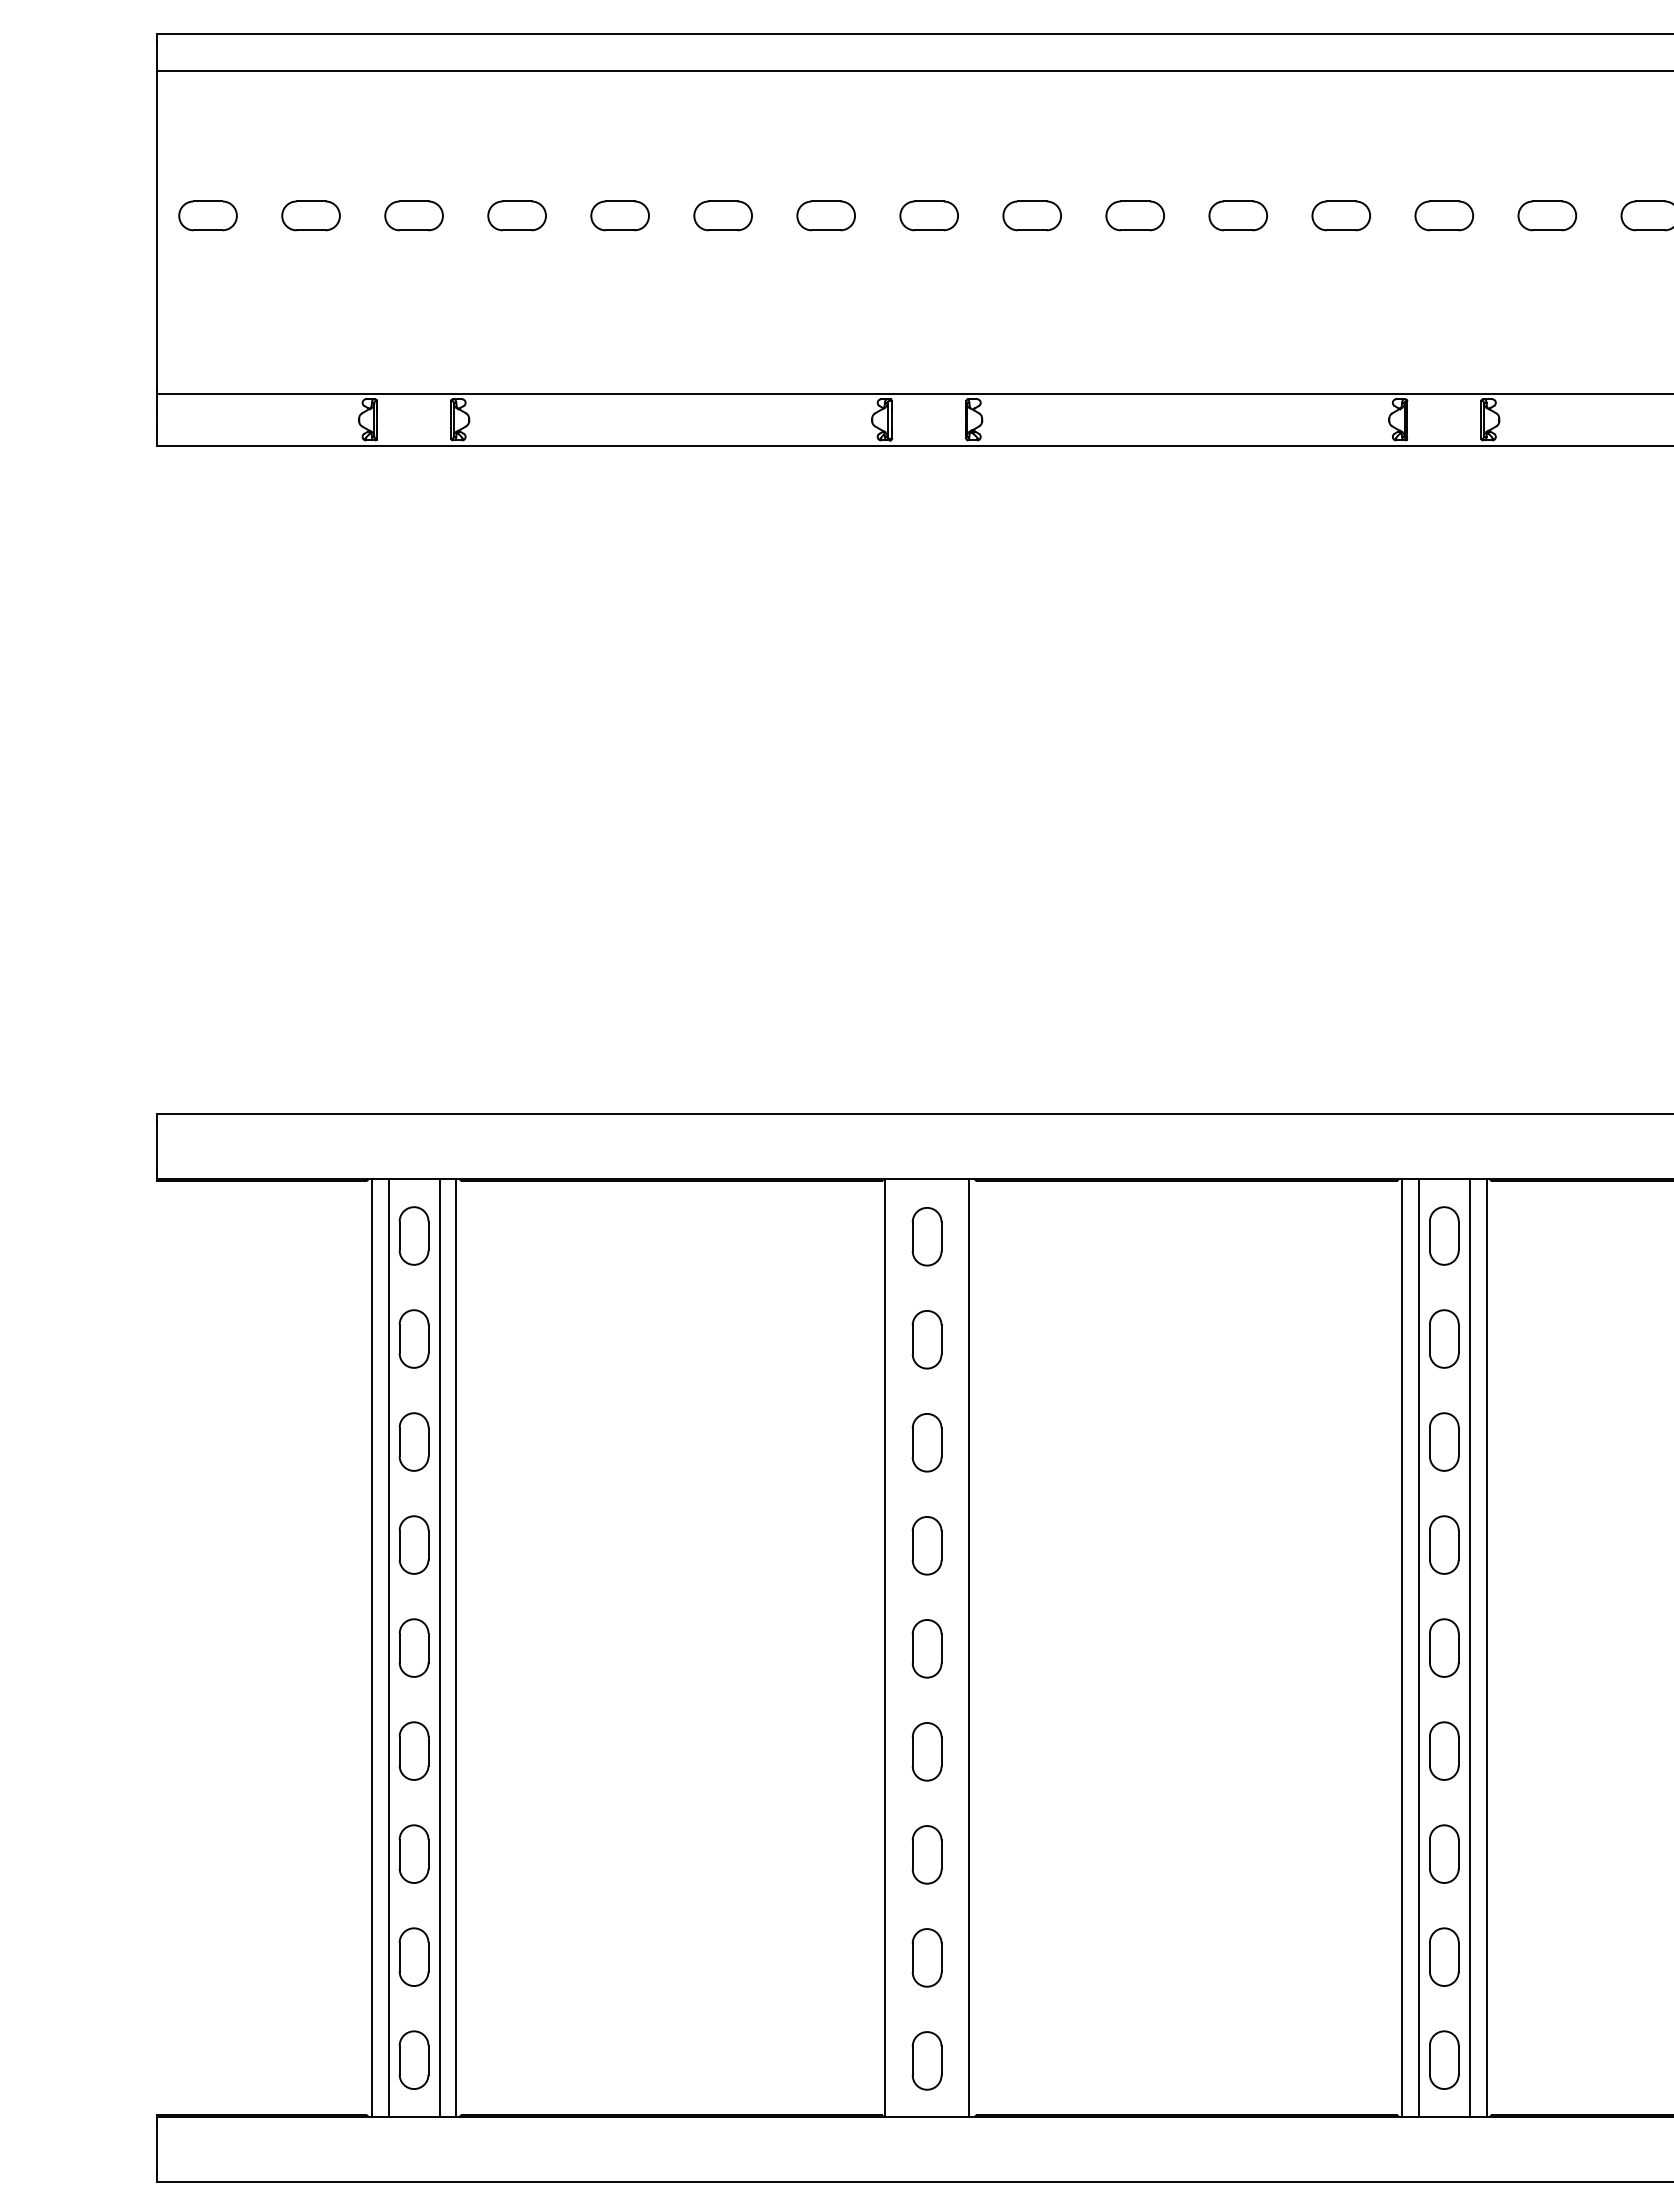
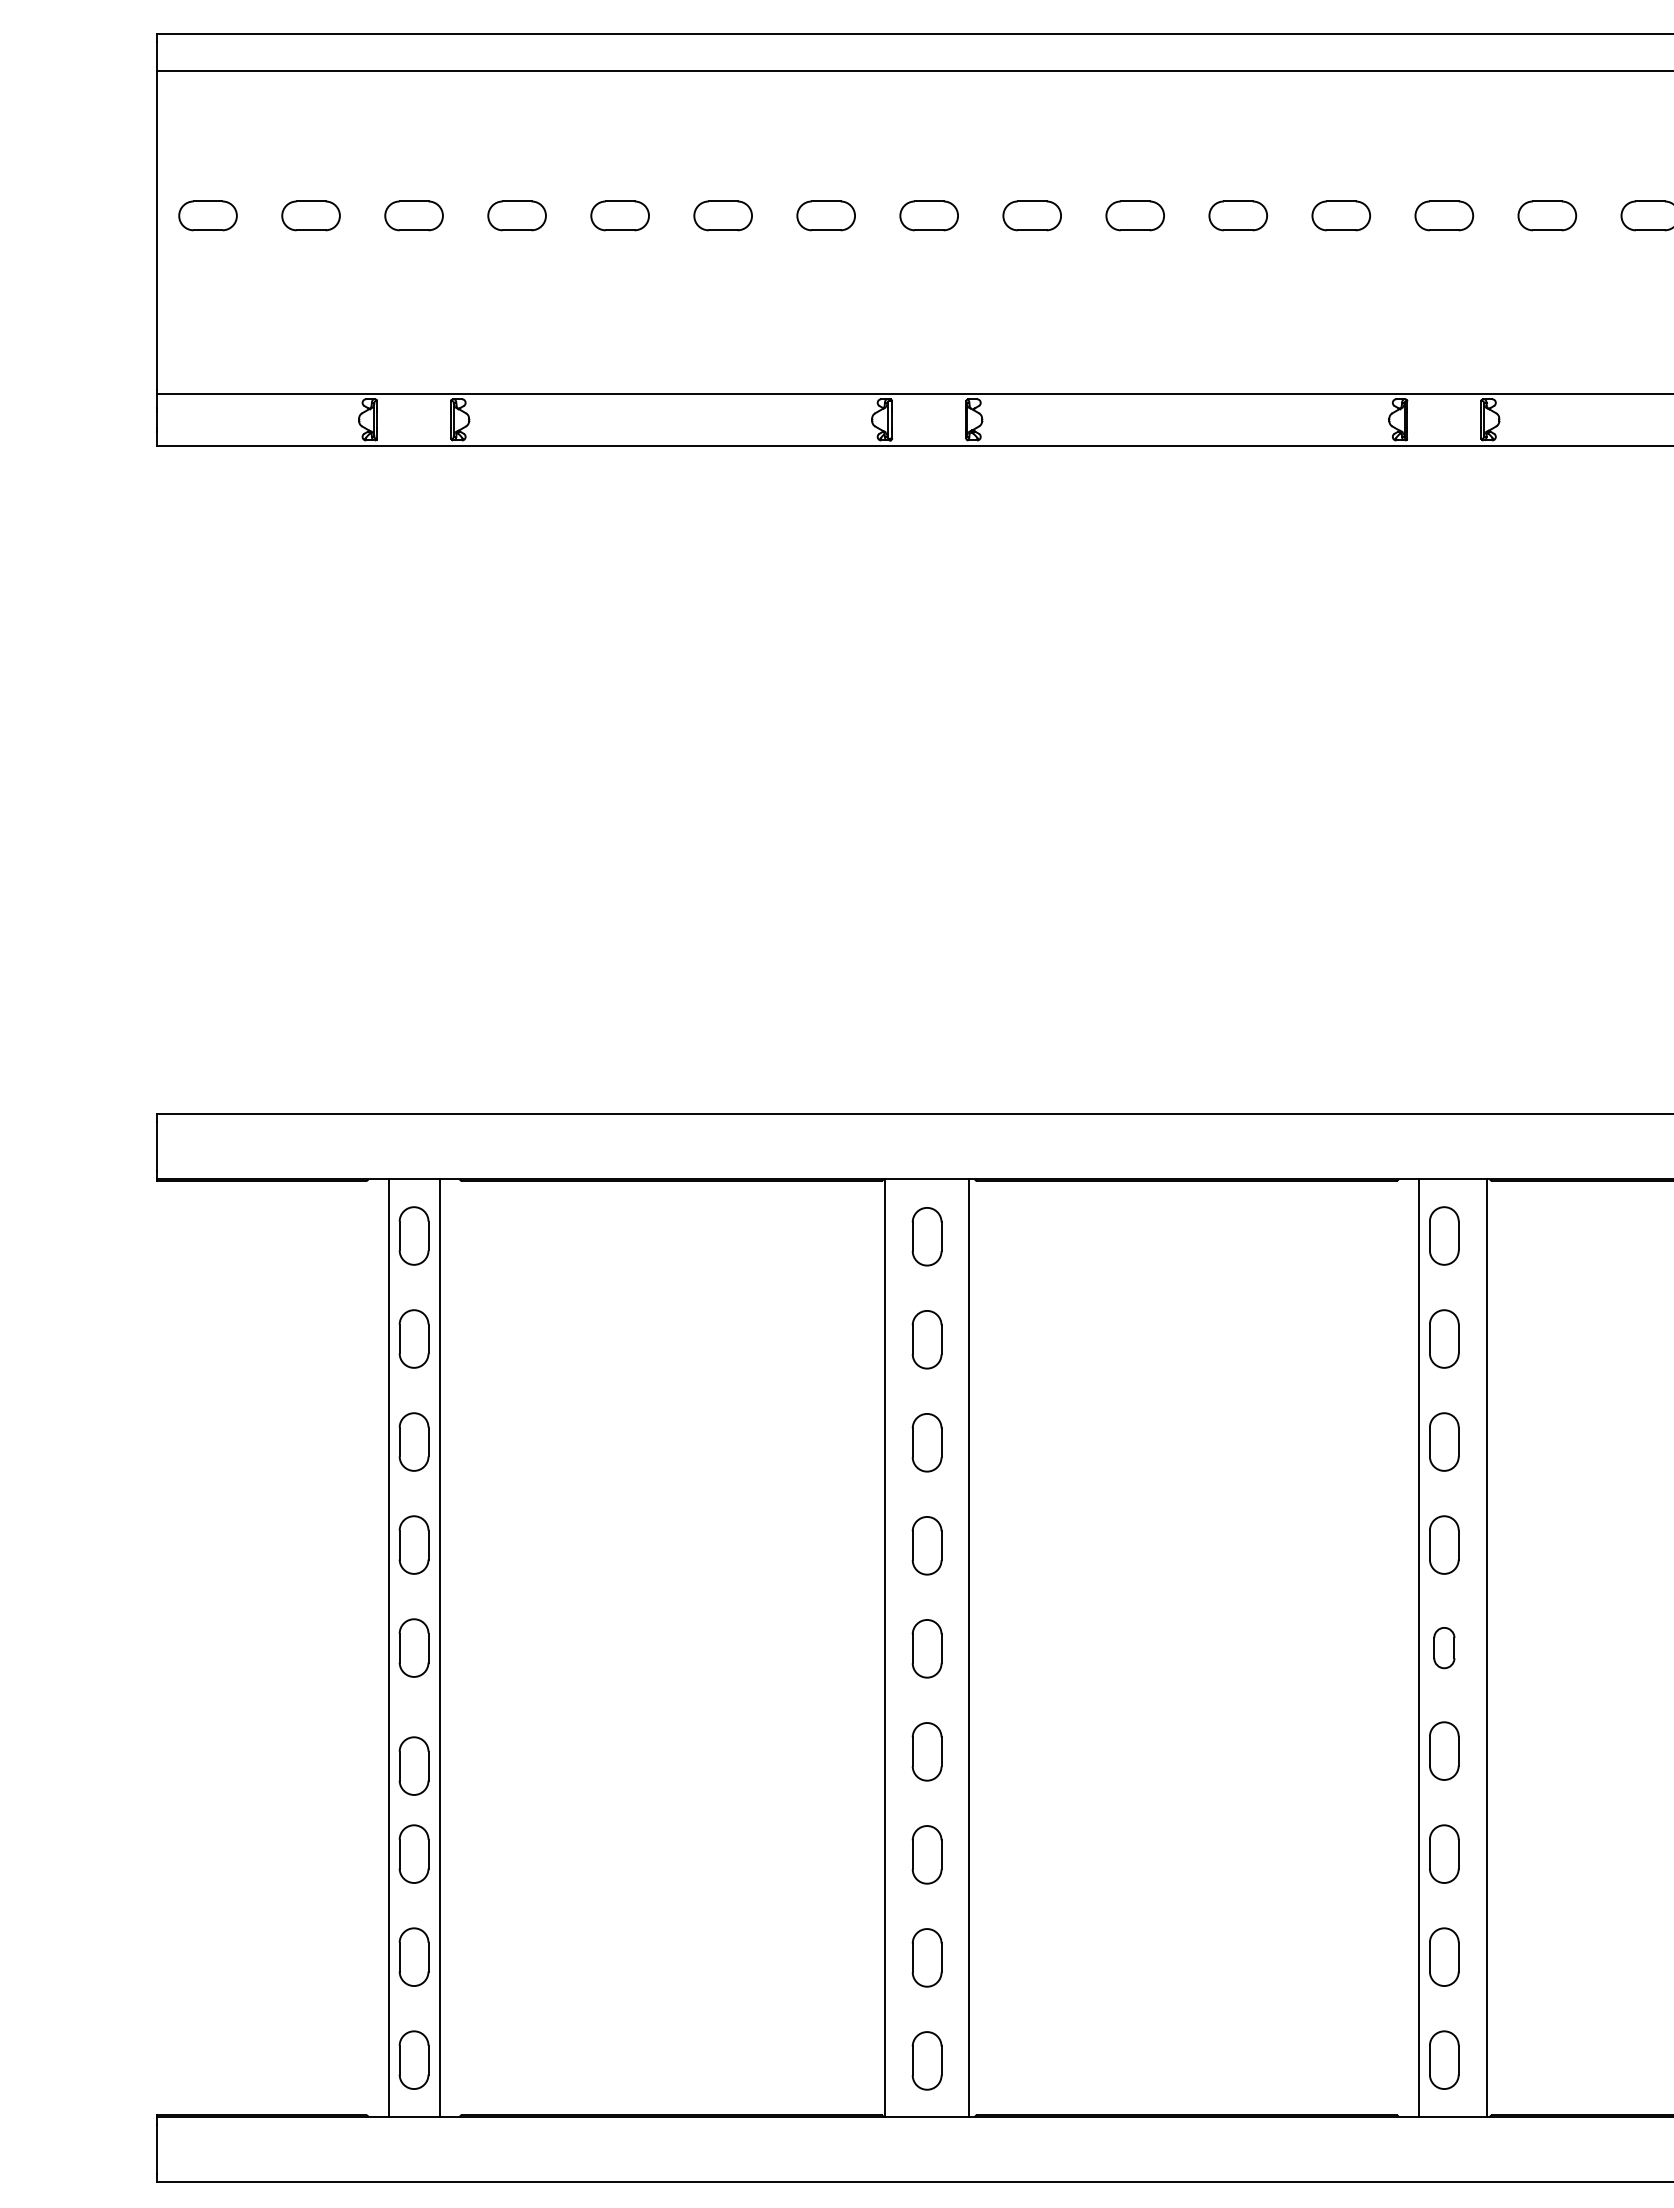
line: present -> none (371, 1647)
line: present -> none (456, 1647)
line: present -> none (1402, 1647)
part size: 31x60 px -> 23x43 px (1444, 1648)
line: present -> none (1469, 1647)
part position: (413, 1750) -> (413, 1765) (413, 1765)
